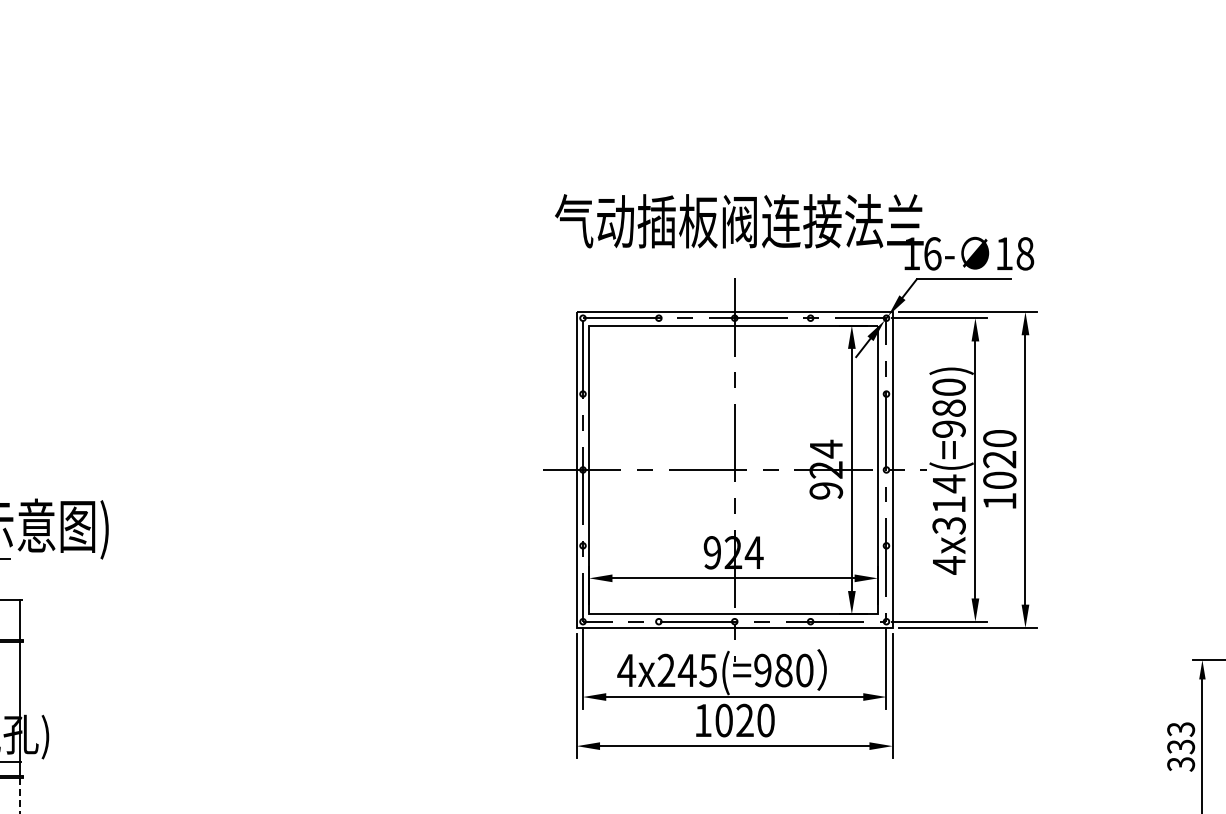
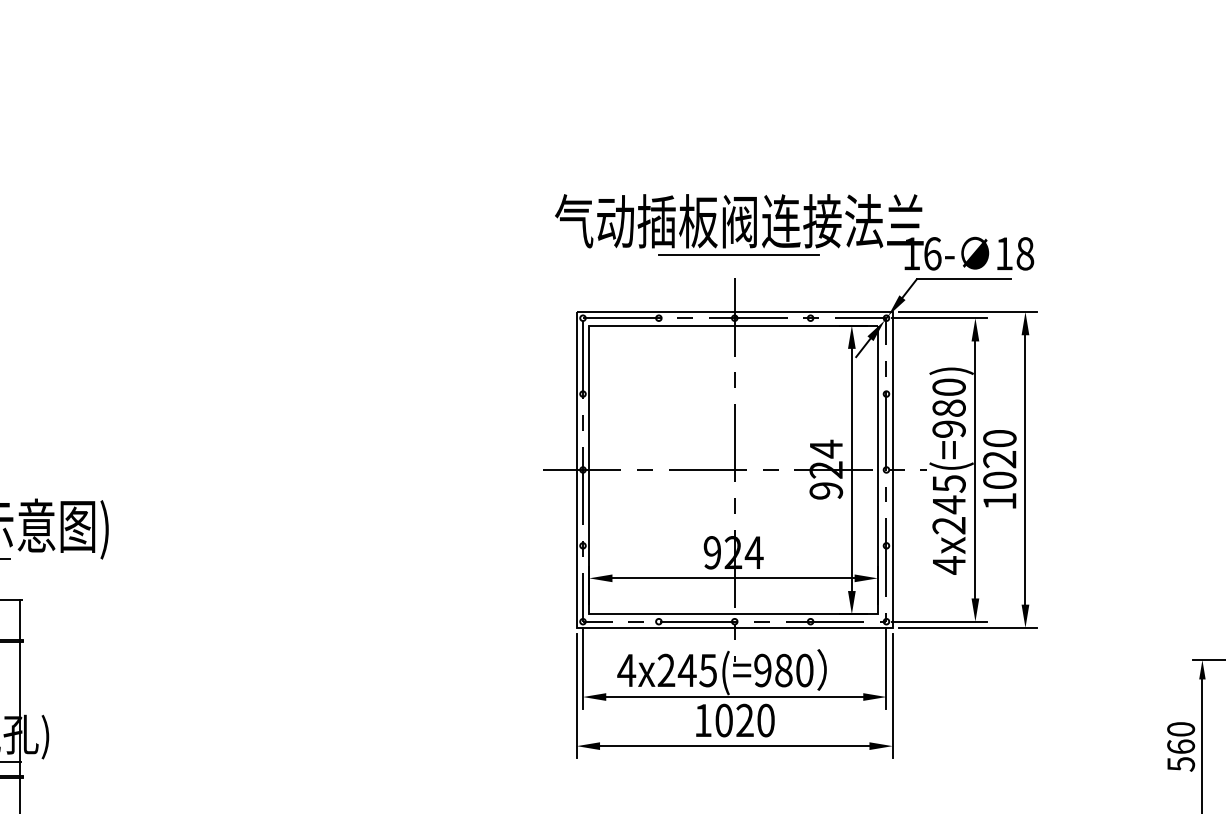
line: none -> present (738, 254)
text: 4x314(=980) -> 4x245(=980) (949, 504)
text: 333 -> 560 (1181, 746)
line: dashed -> solid (19, 796)
